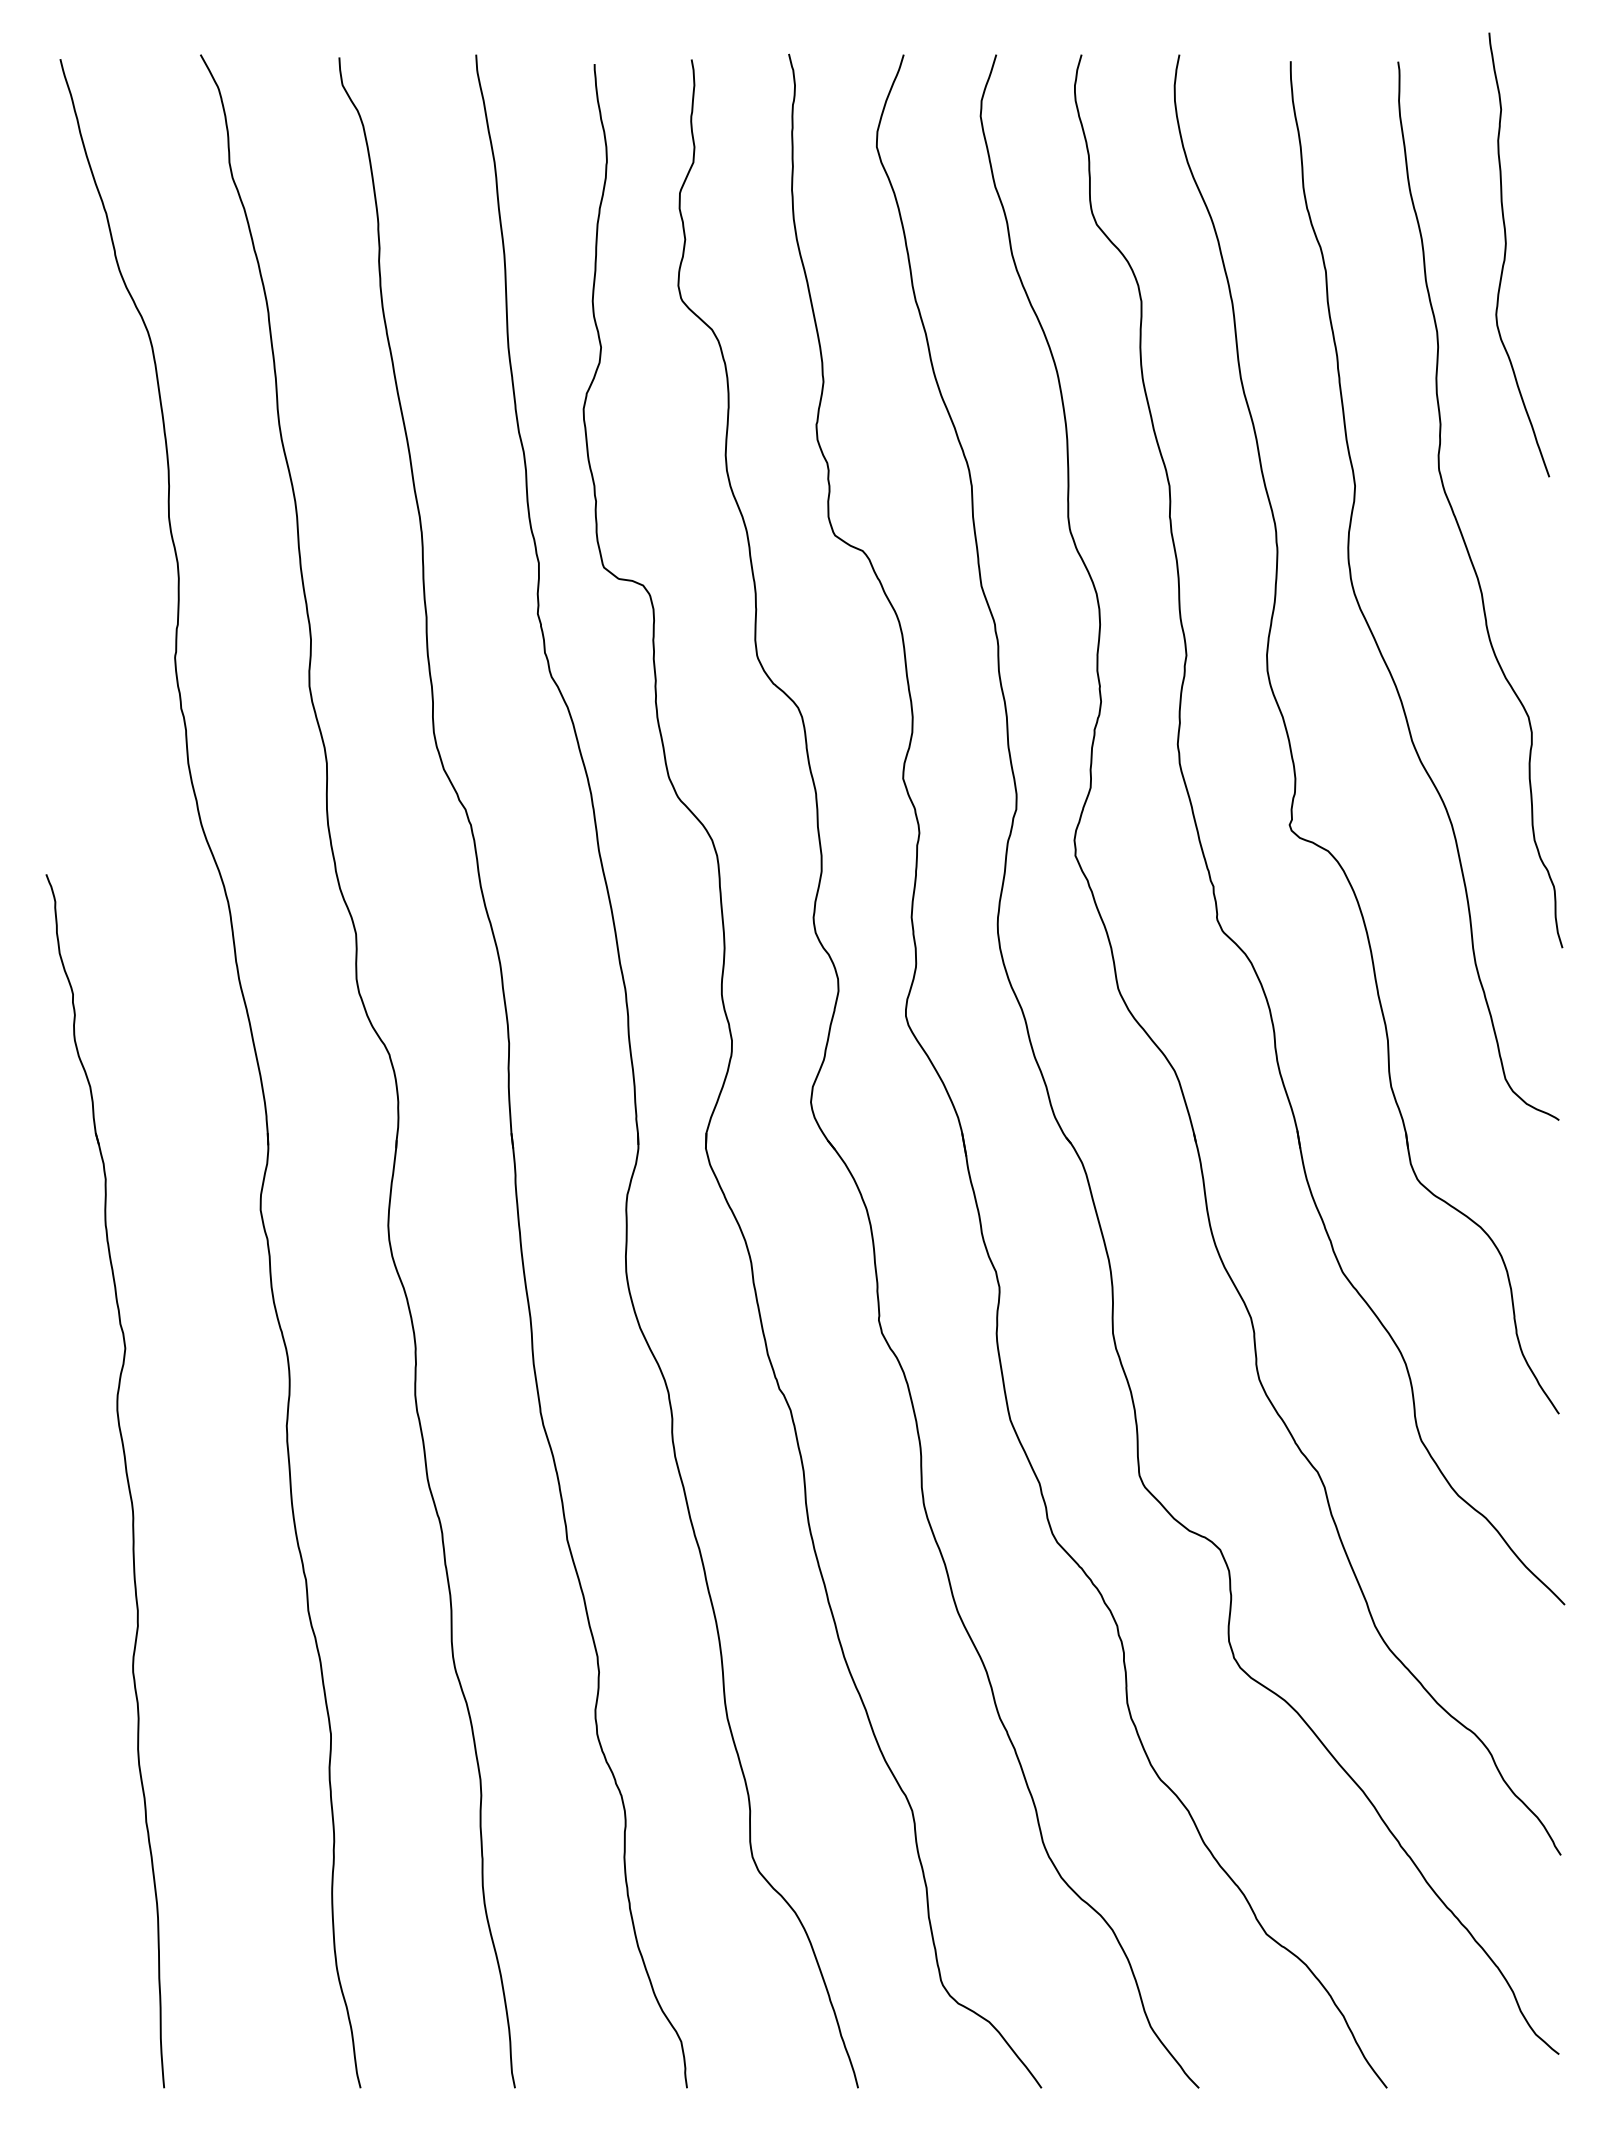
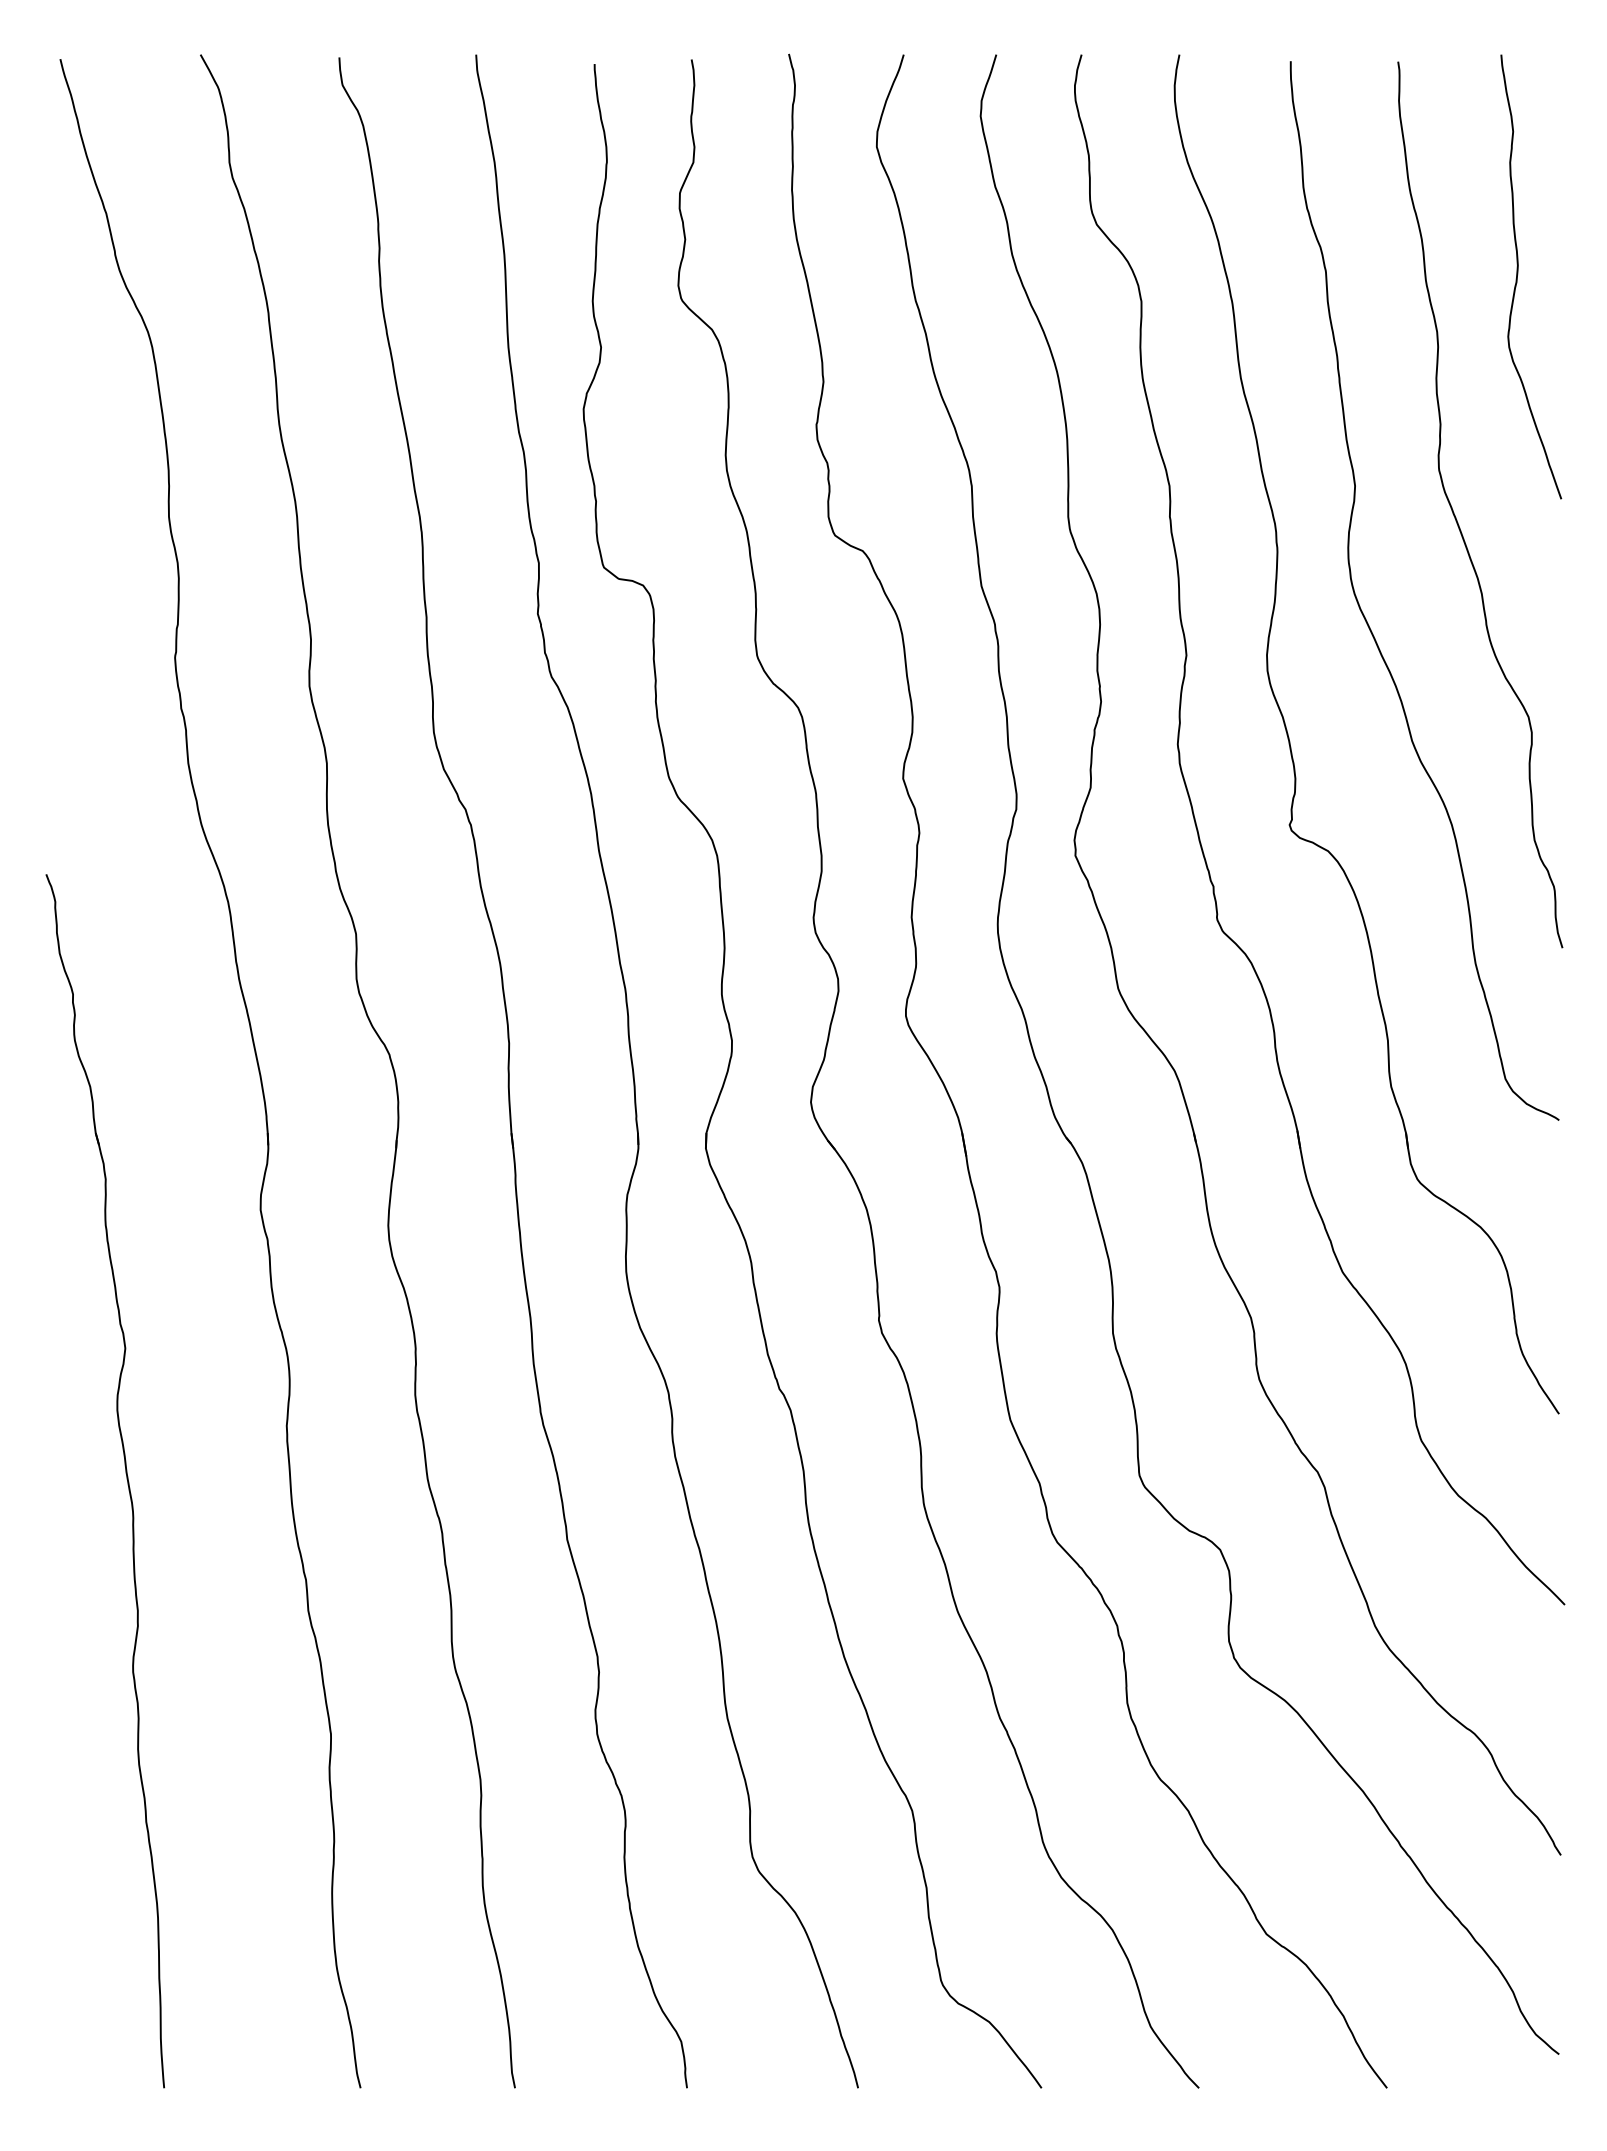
curve position: (1506, 252) -> (1518, 274) (1518, 274)
